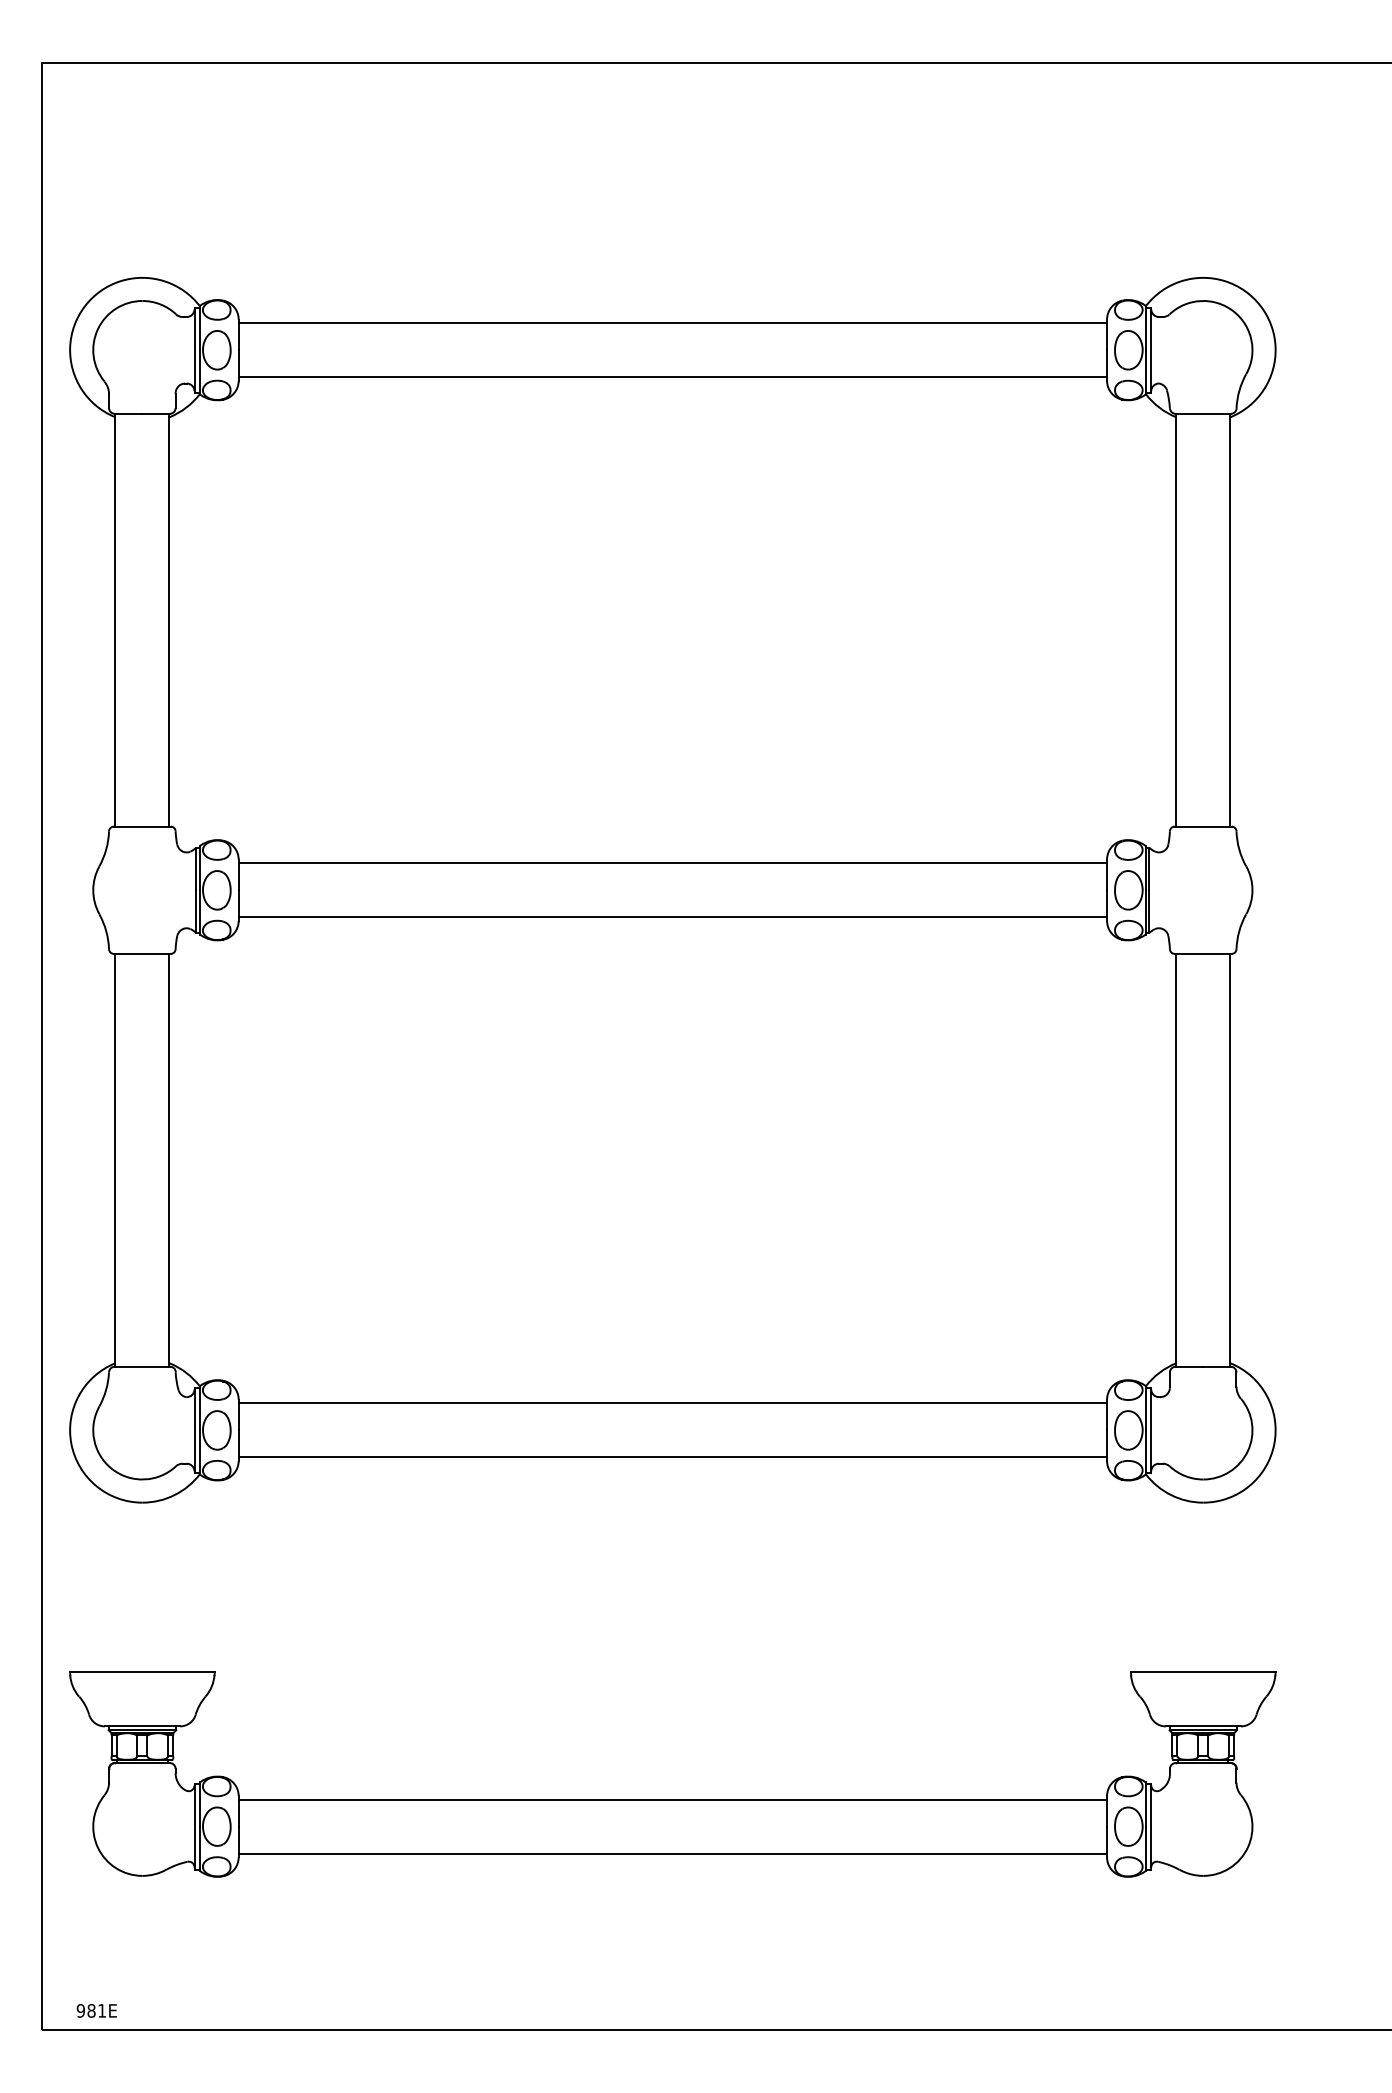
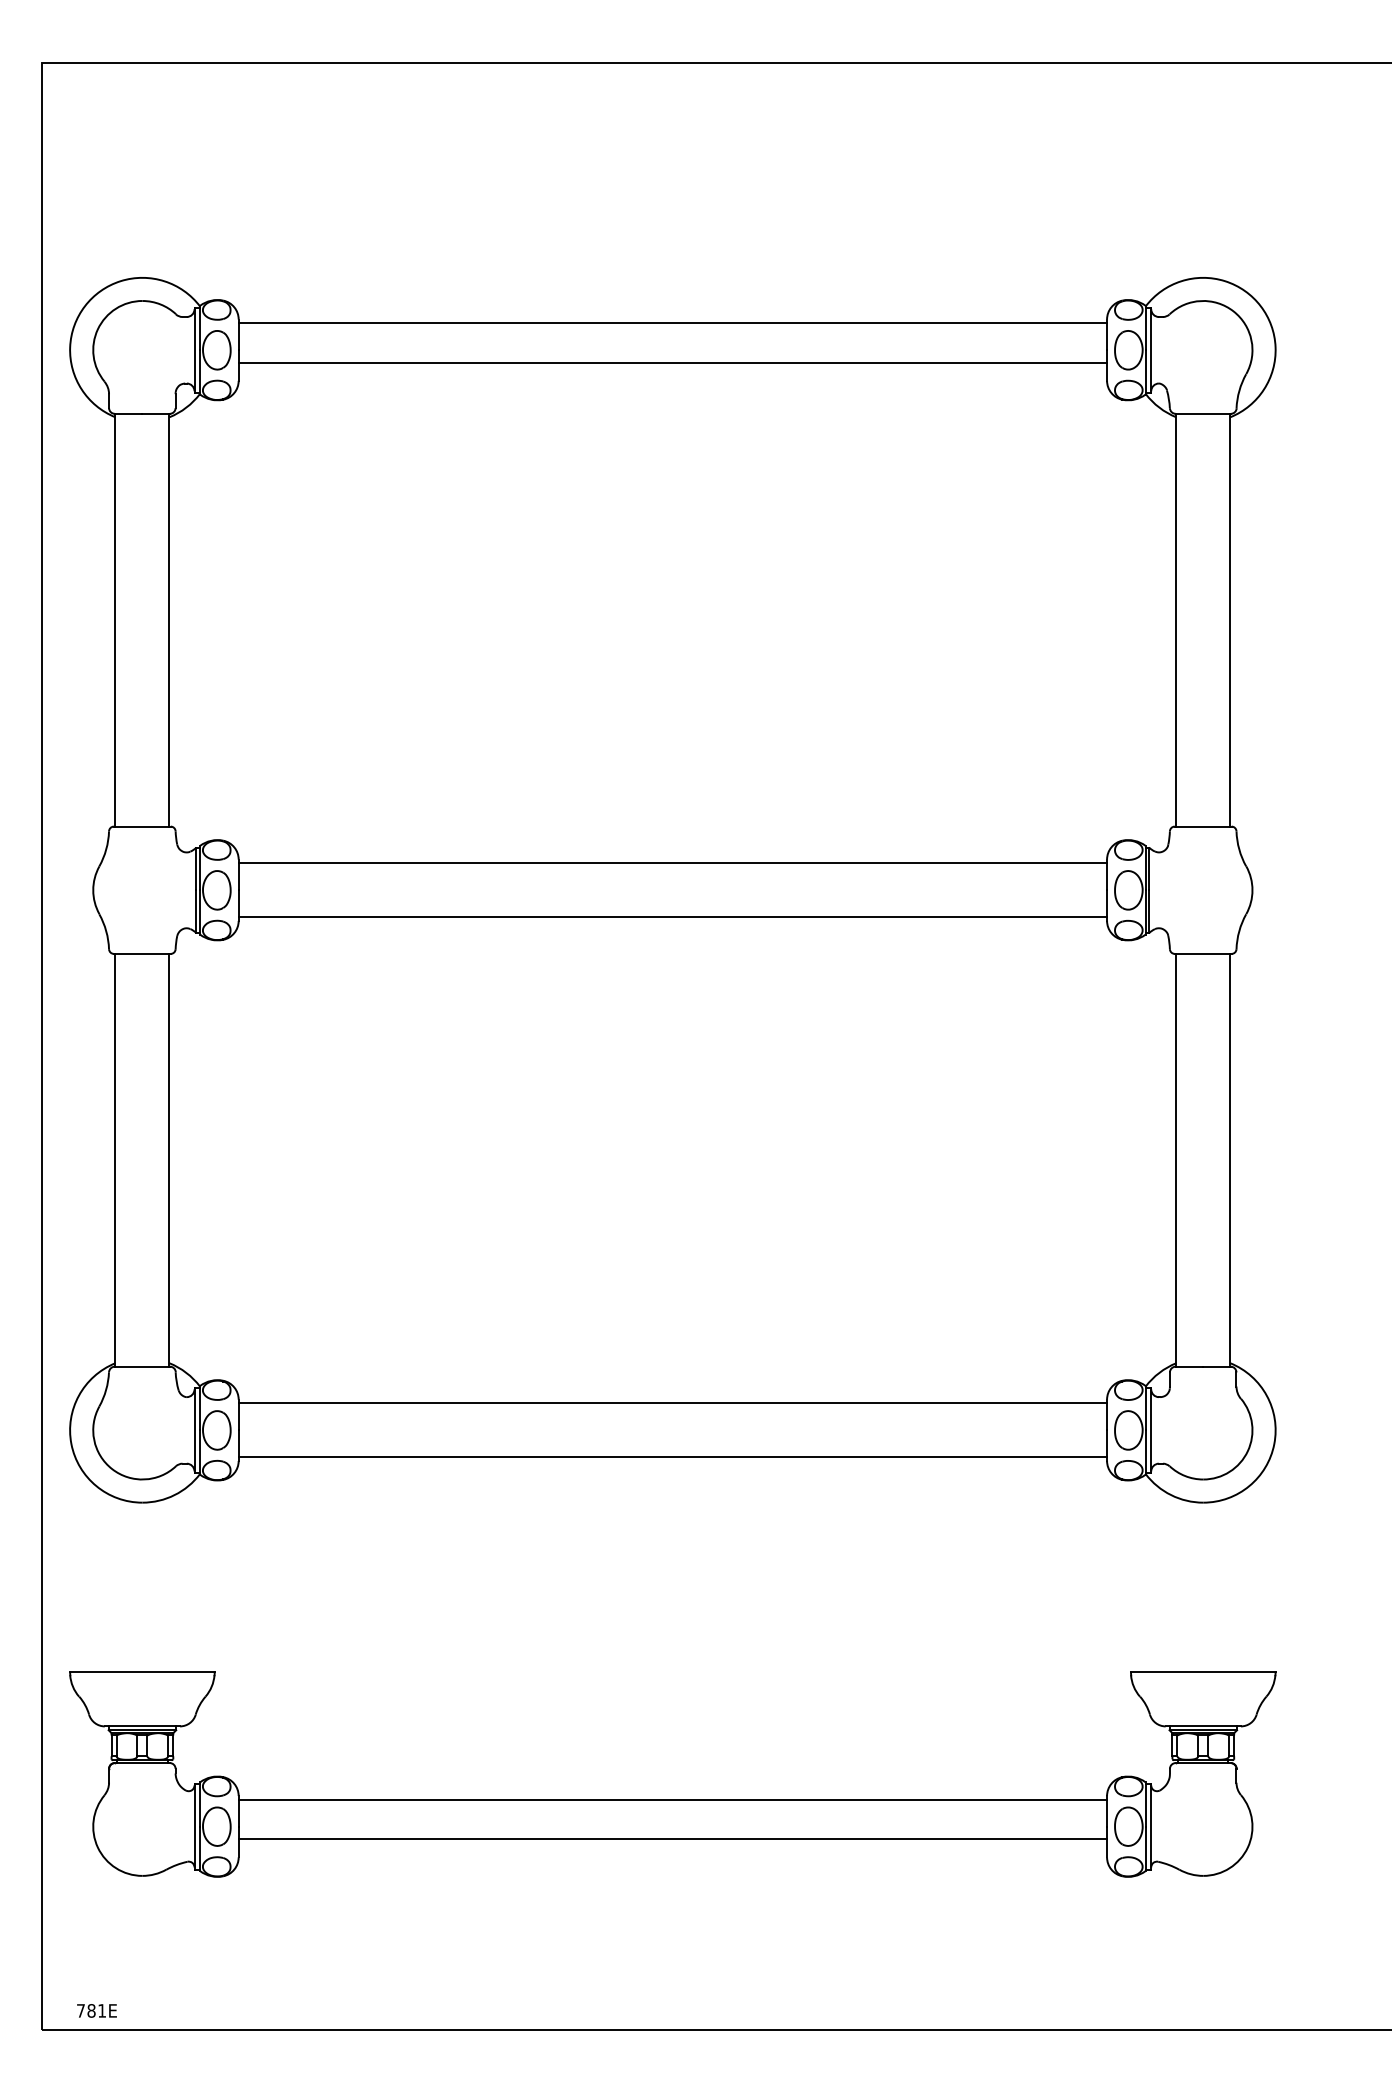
line position: (672, 377) -> (672, 363) (672, 363)
line position: (672, 1853) -> (672, 1838) (672, 1838)
text: 981E -> 781E (80, 2010)
